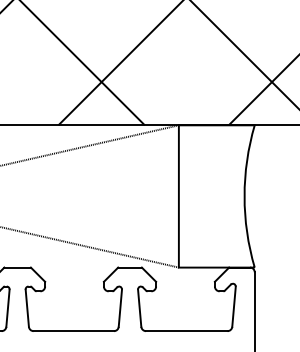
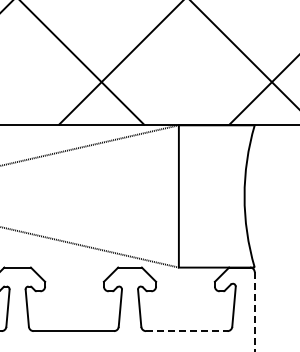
line: solid -> dashed (254, 312)
line: solid -> dashed (186, 331)
